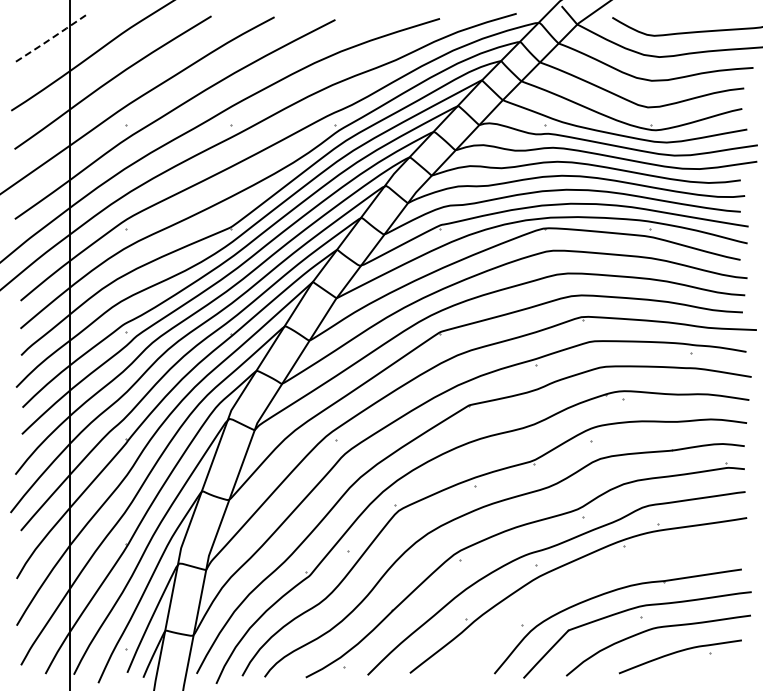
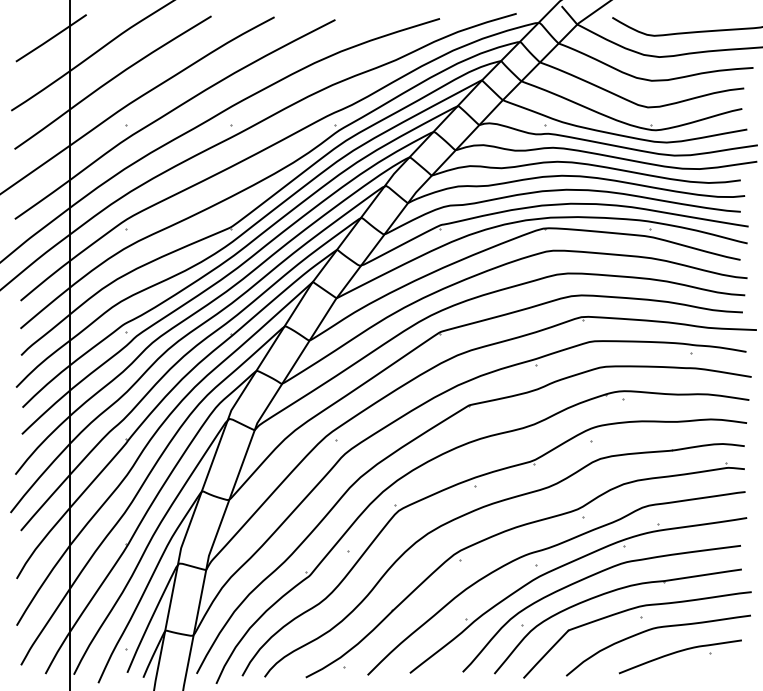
line: dashed -> solid (51, 38)
curve: none -> present (590, 577)
